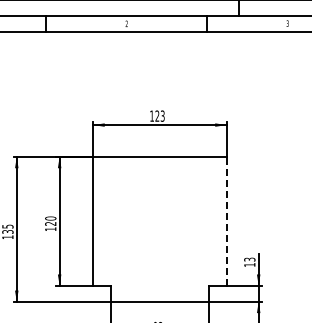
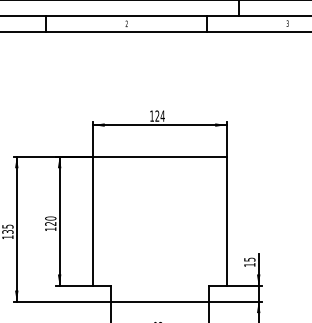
text: 123 -> 124 (162, 115)
line: dashed -> solid (226, 220)
text: 13 -> 15 (249, 259)
